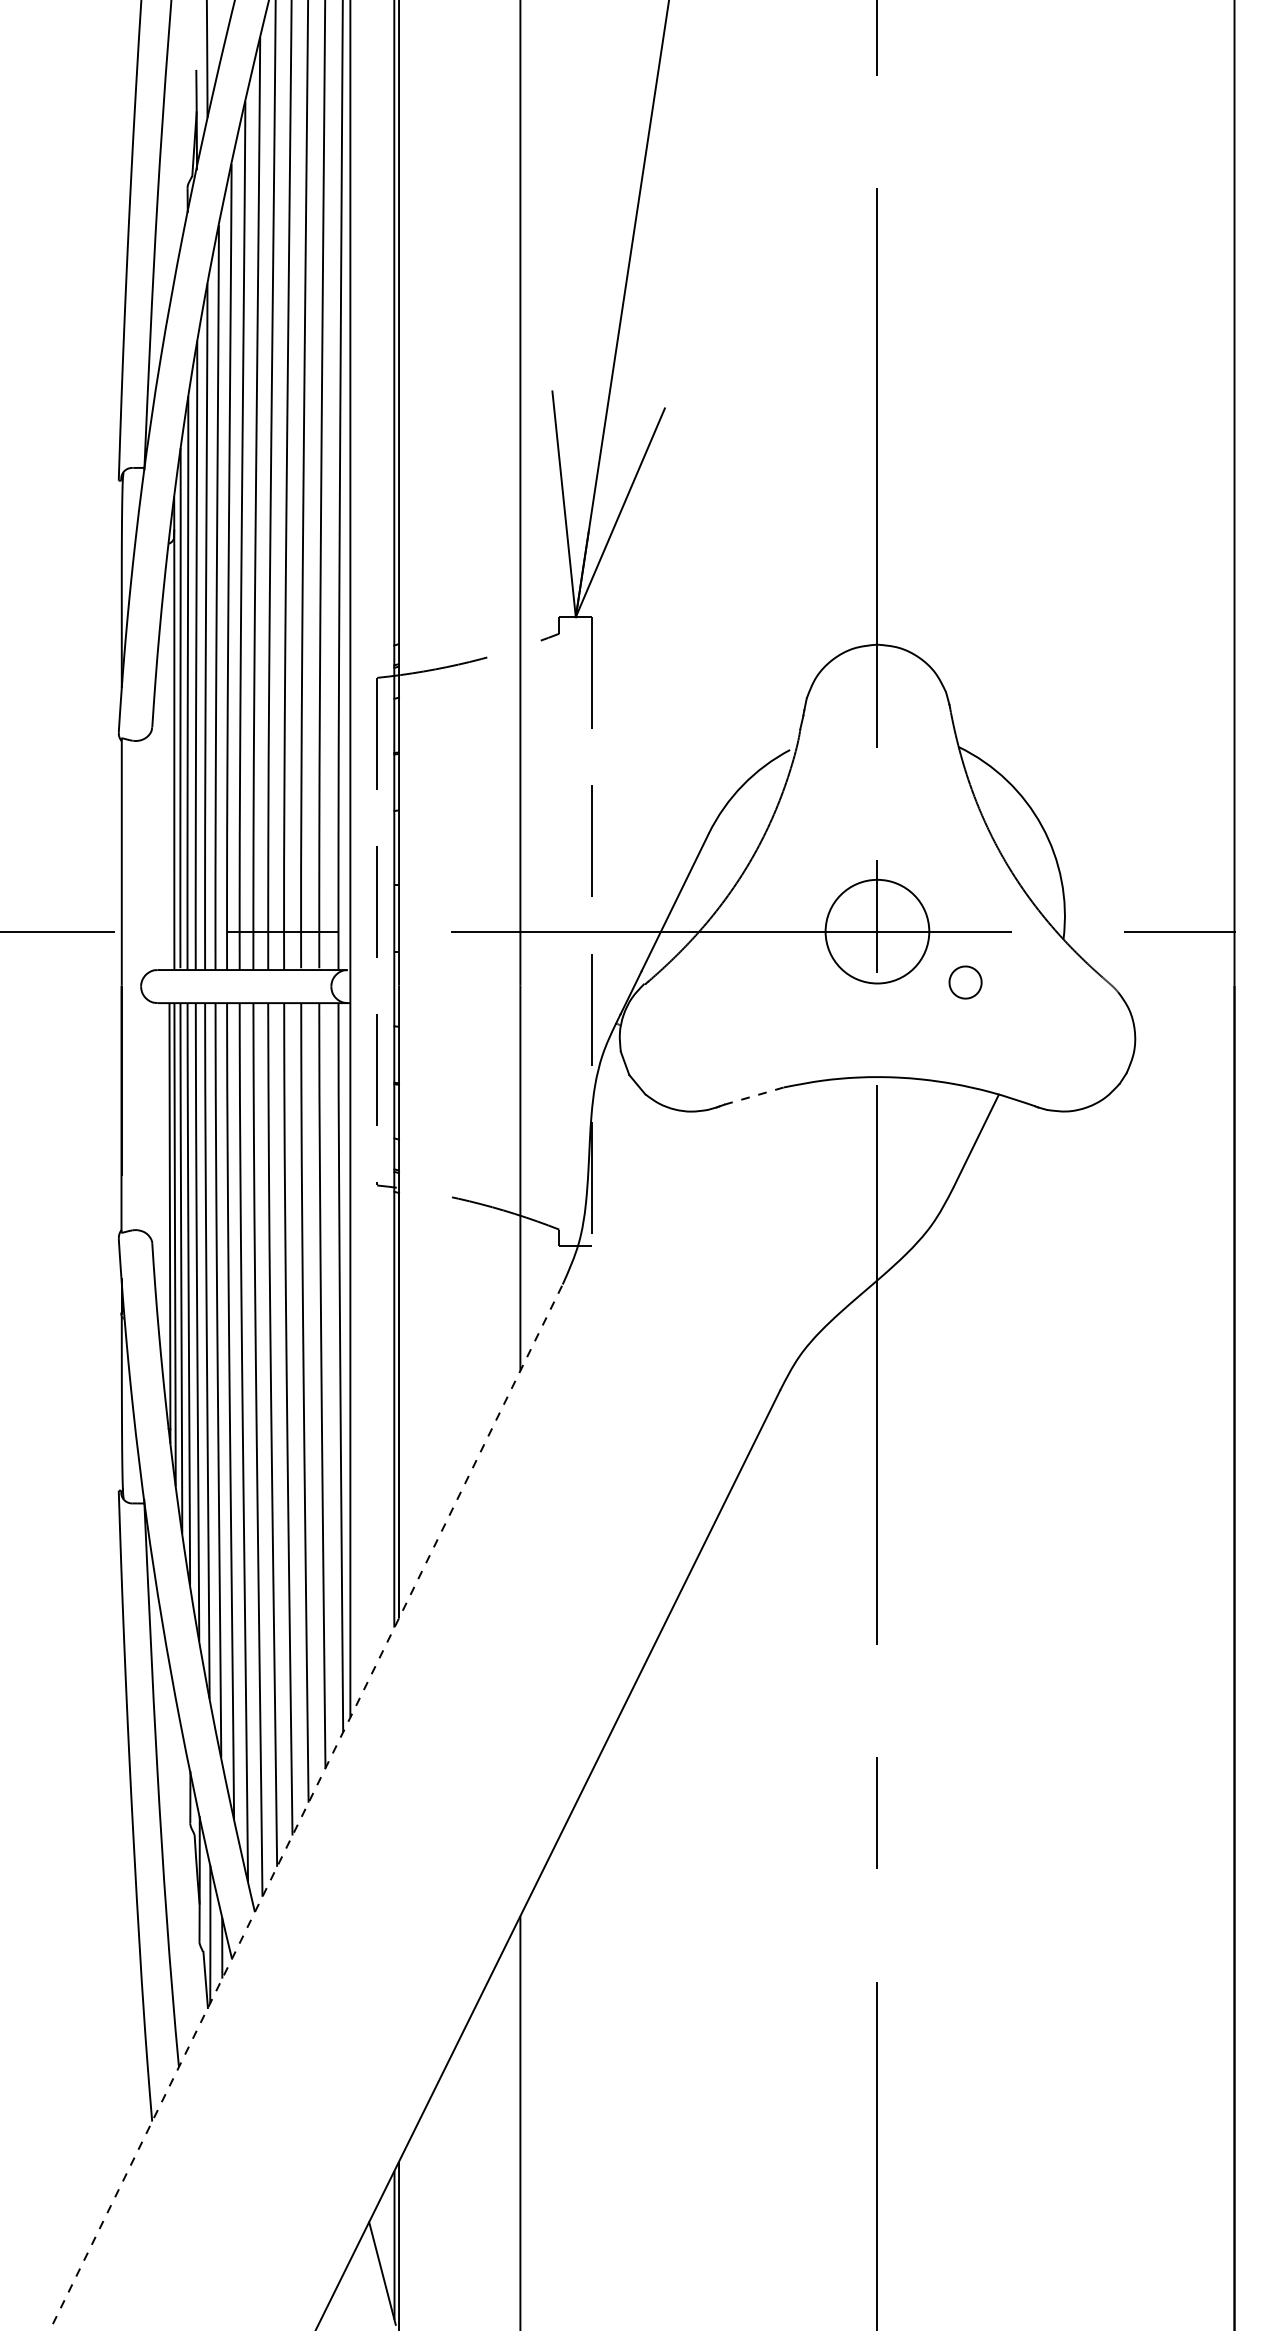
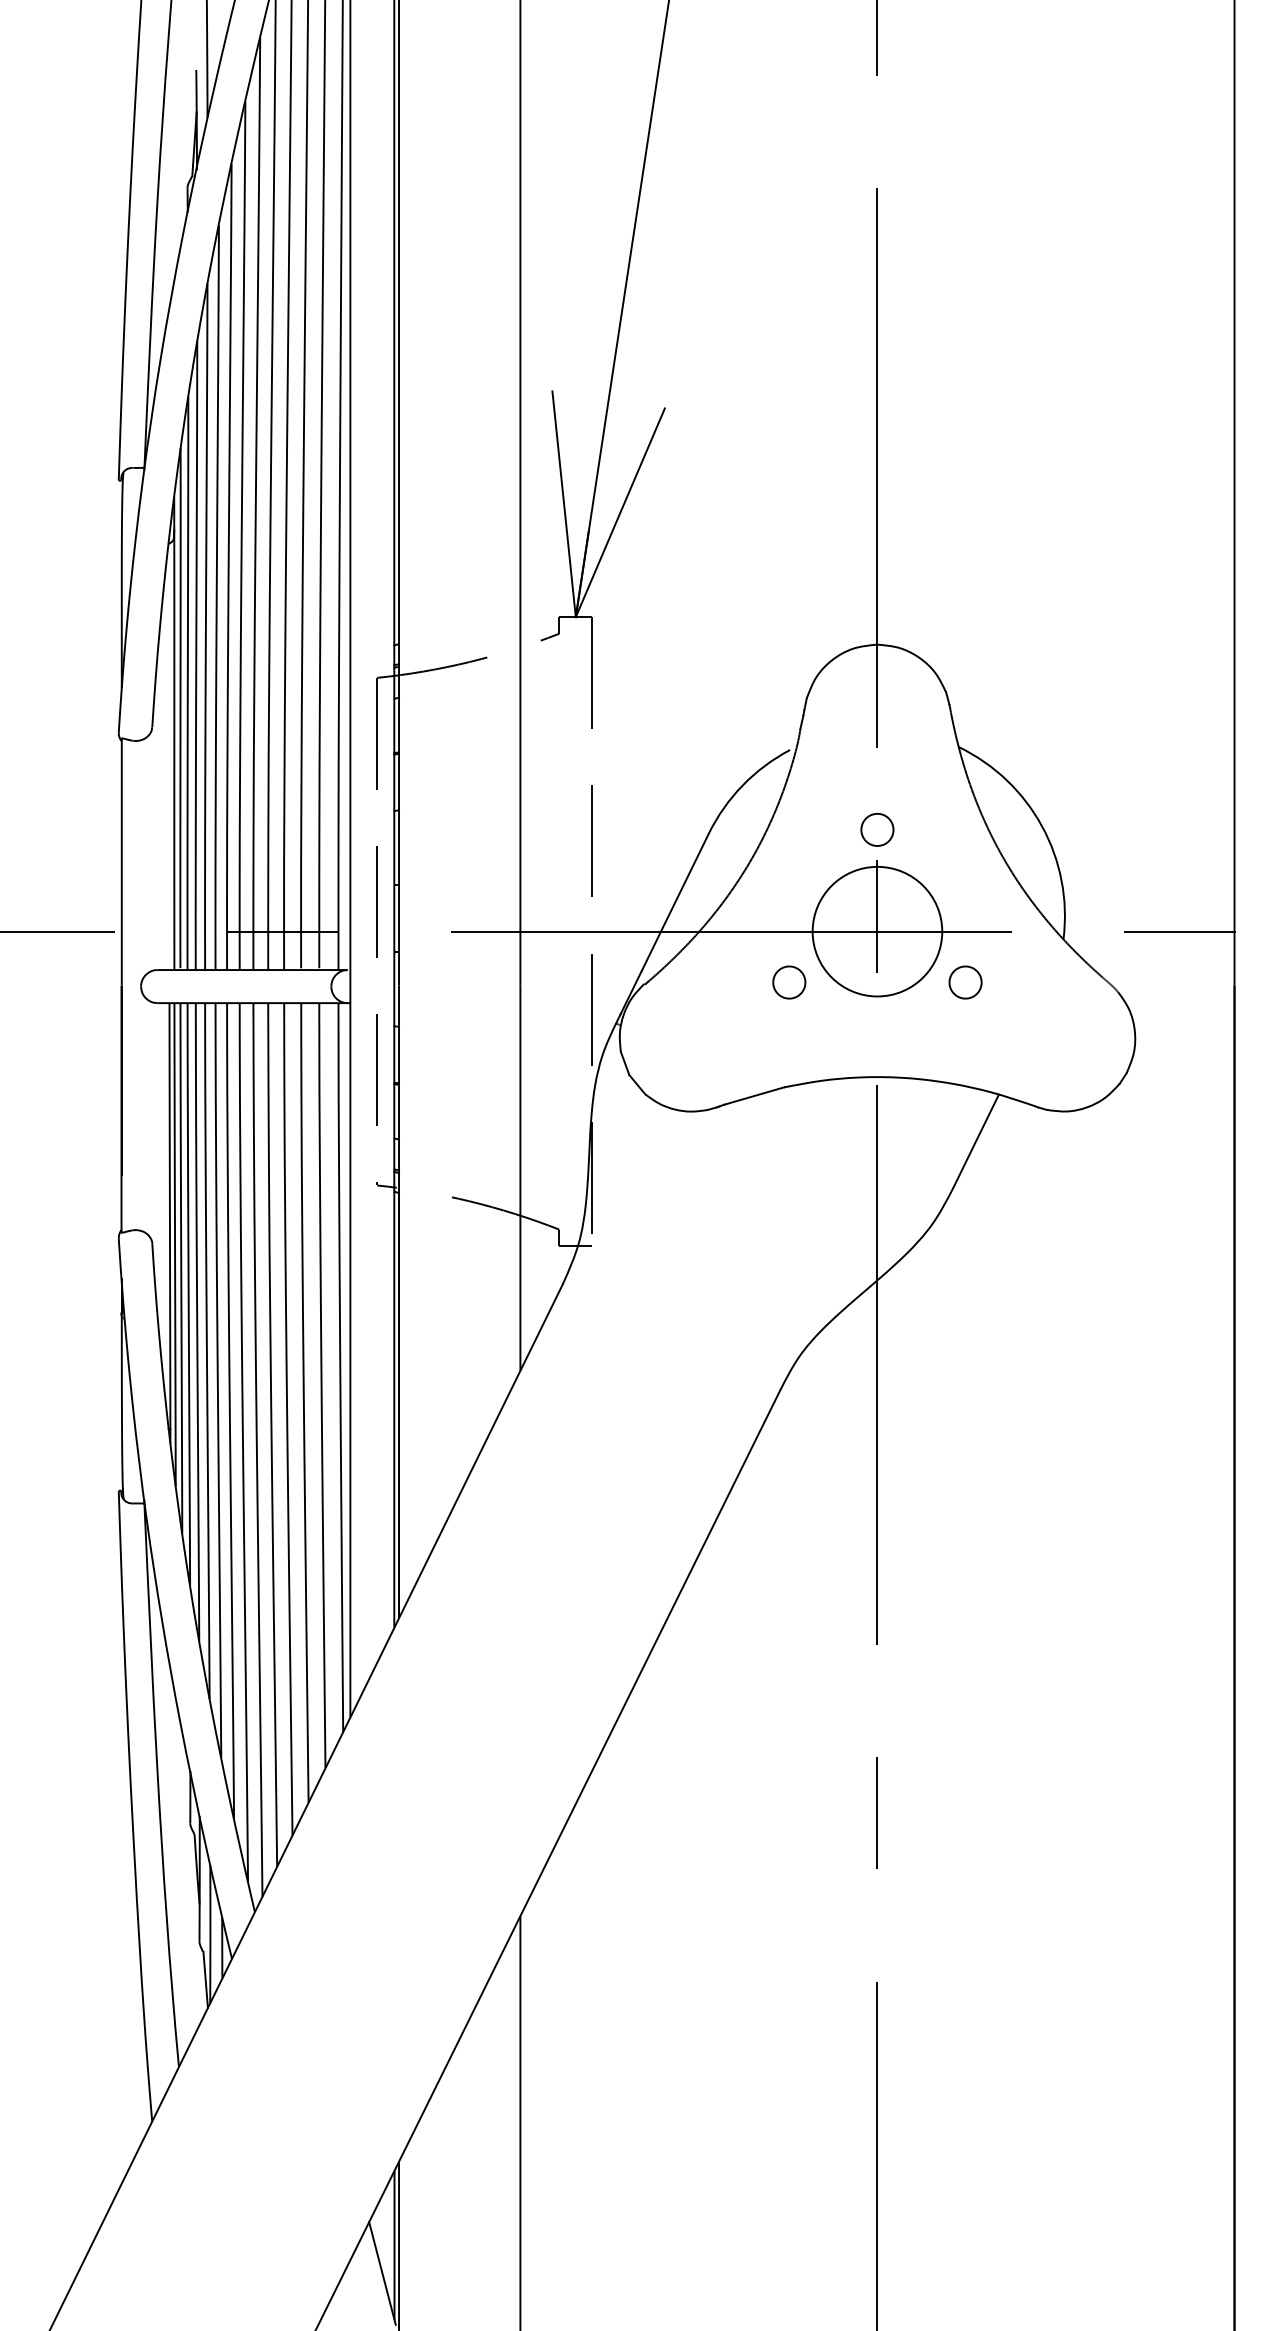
part: none -> present (877, 829)
circle diameter: 104 px -> 130 px (877, 931)
part: none -> present (789, 982)
line: dashed -> solid (754, 1095)
line: dashed -> solid (306, 1807)
